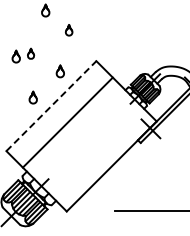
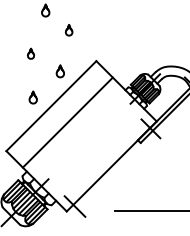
part: present -> none (15, 56)
line: dashed -> solid (51, 106)
line: none -> present (74, 206)
